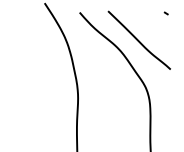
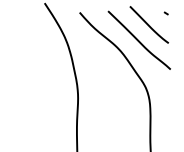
line: none -> present (148, 24)
